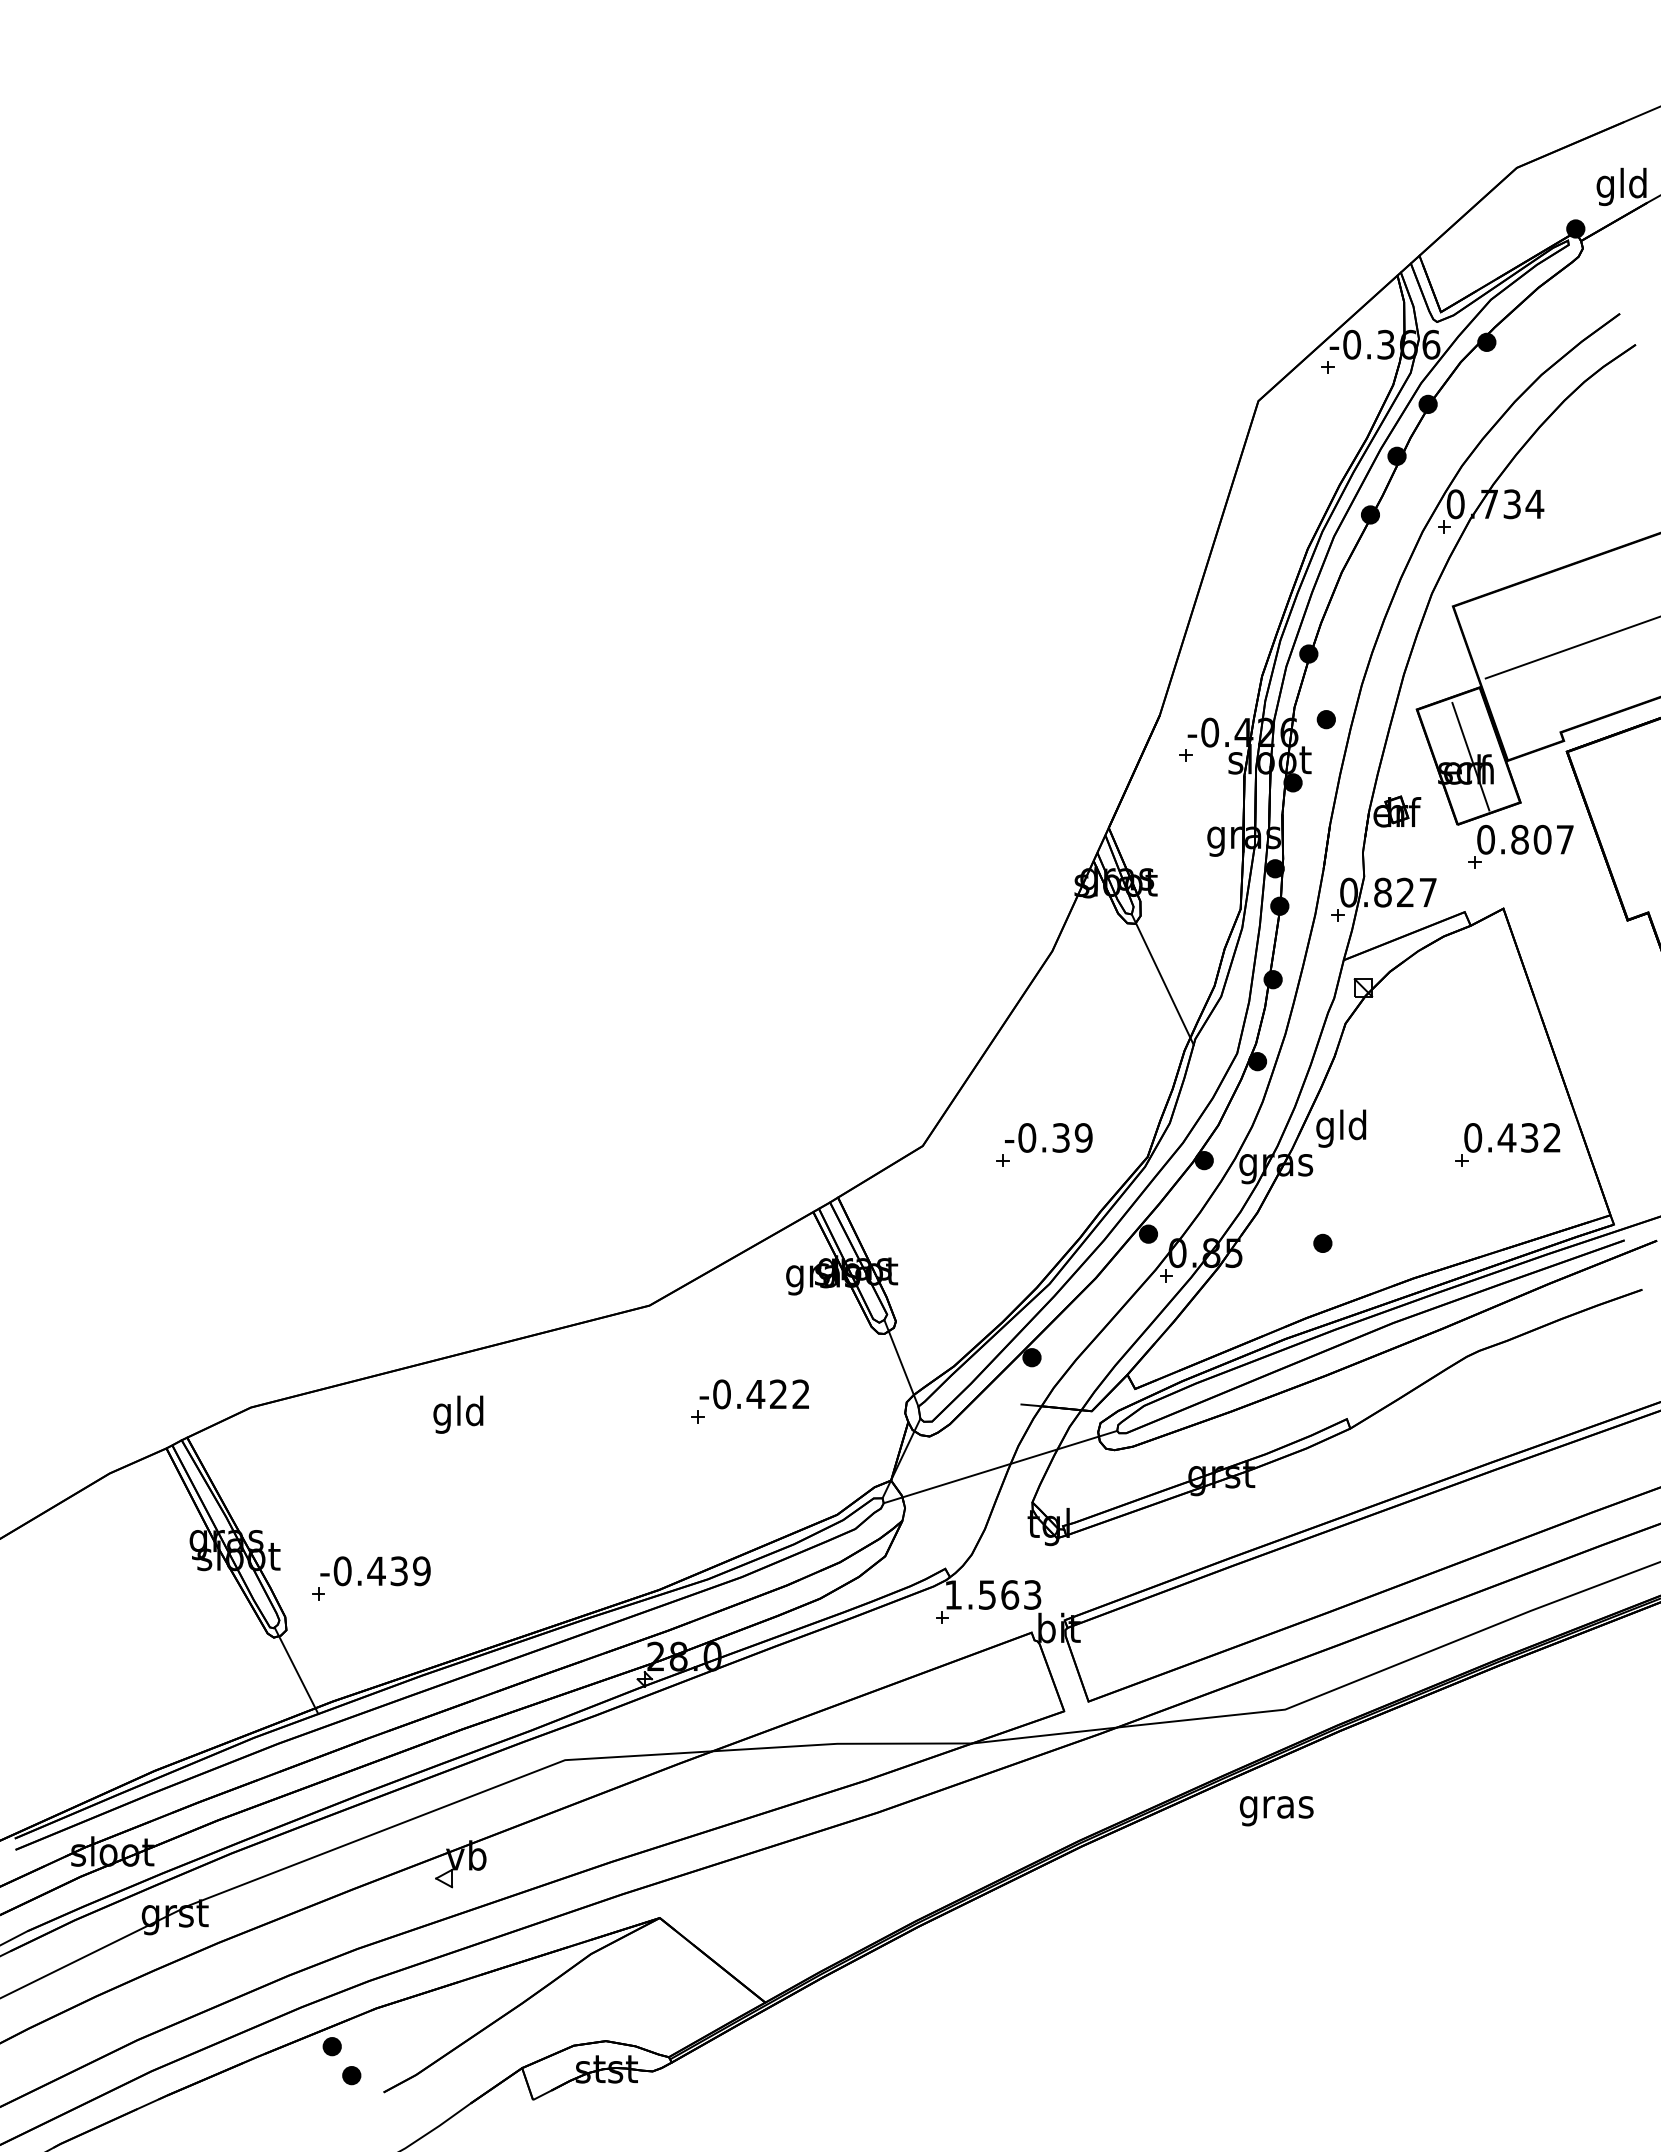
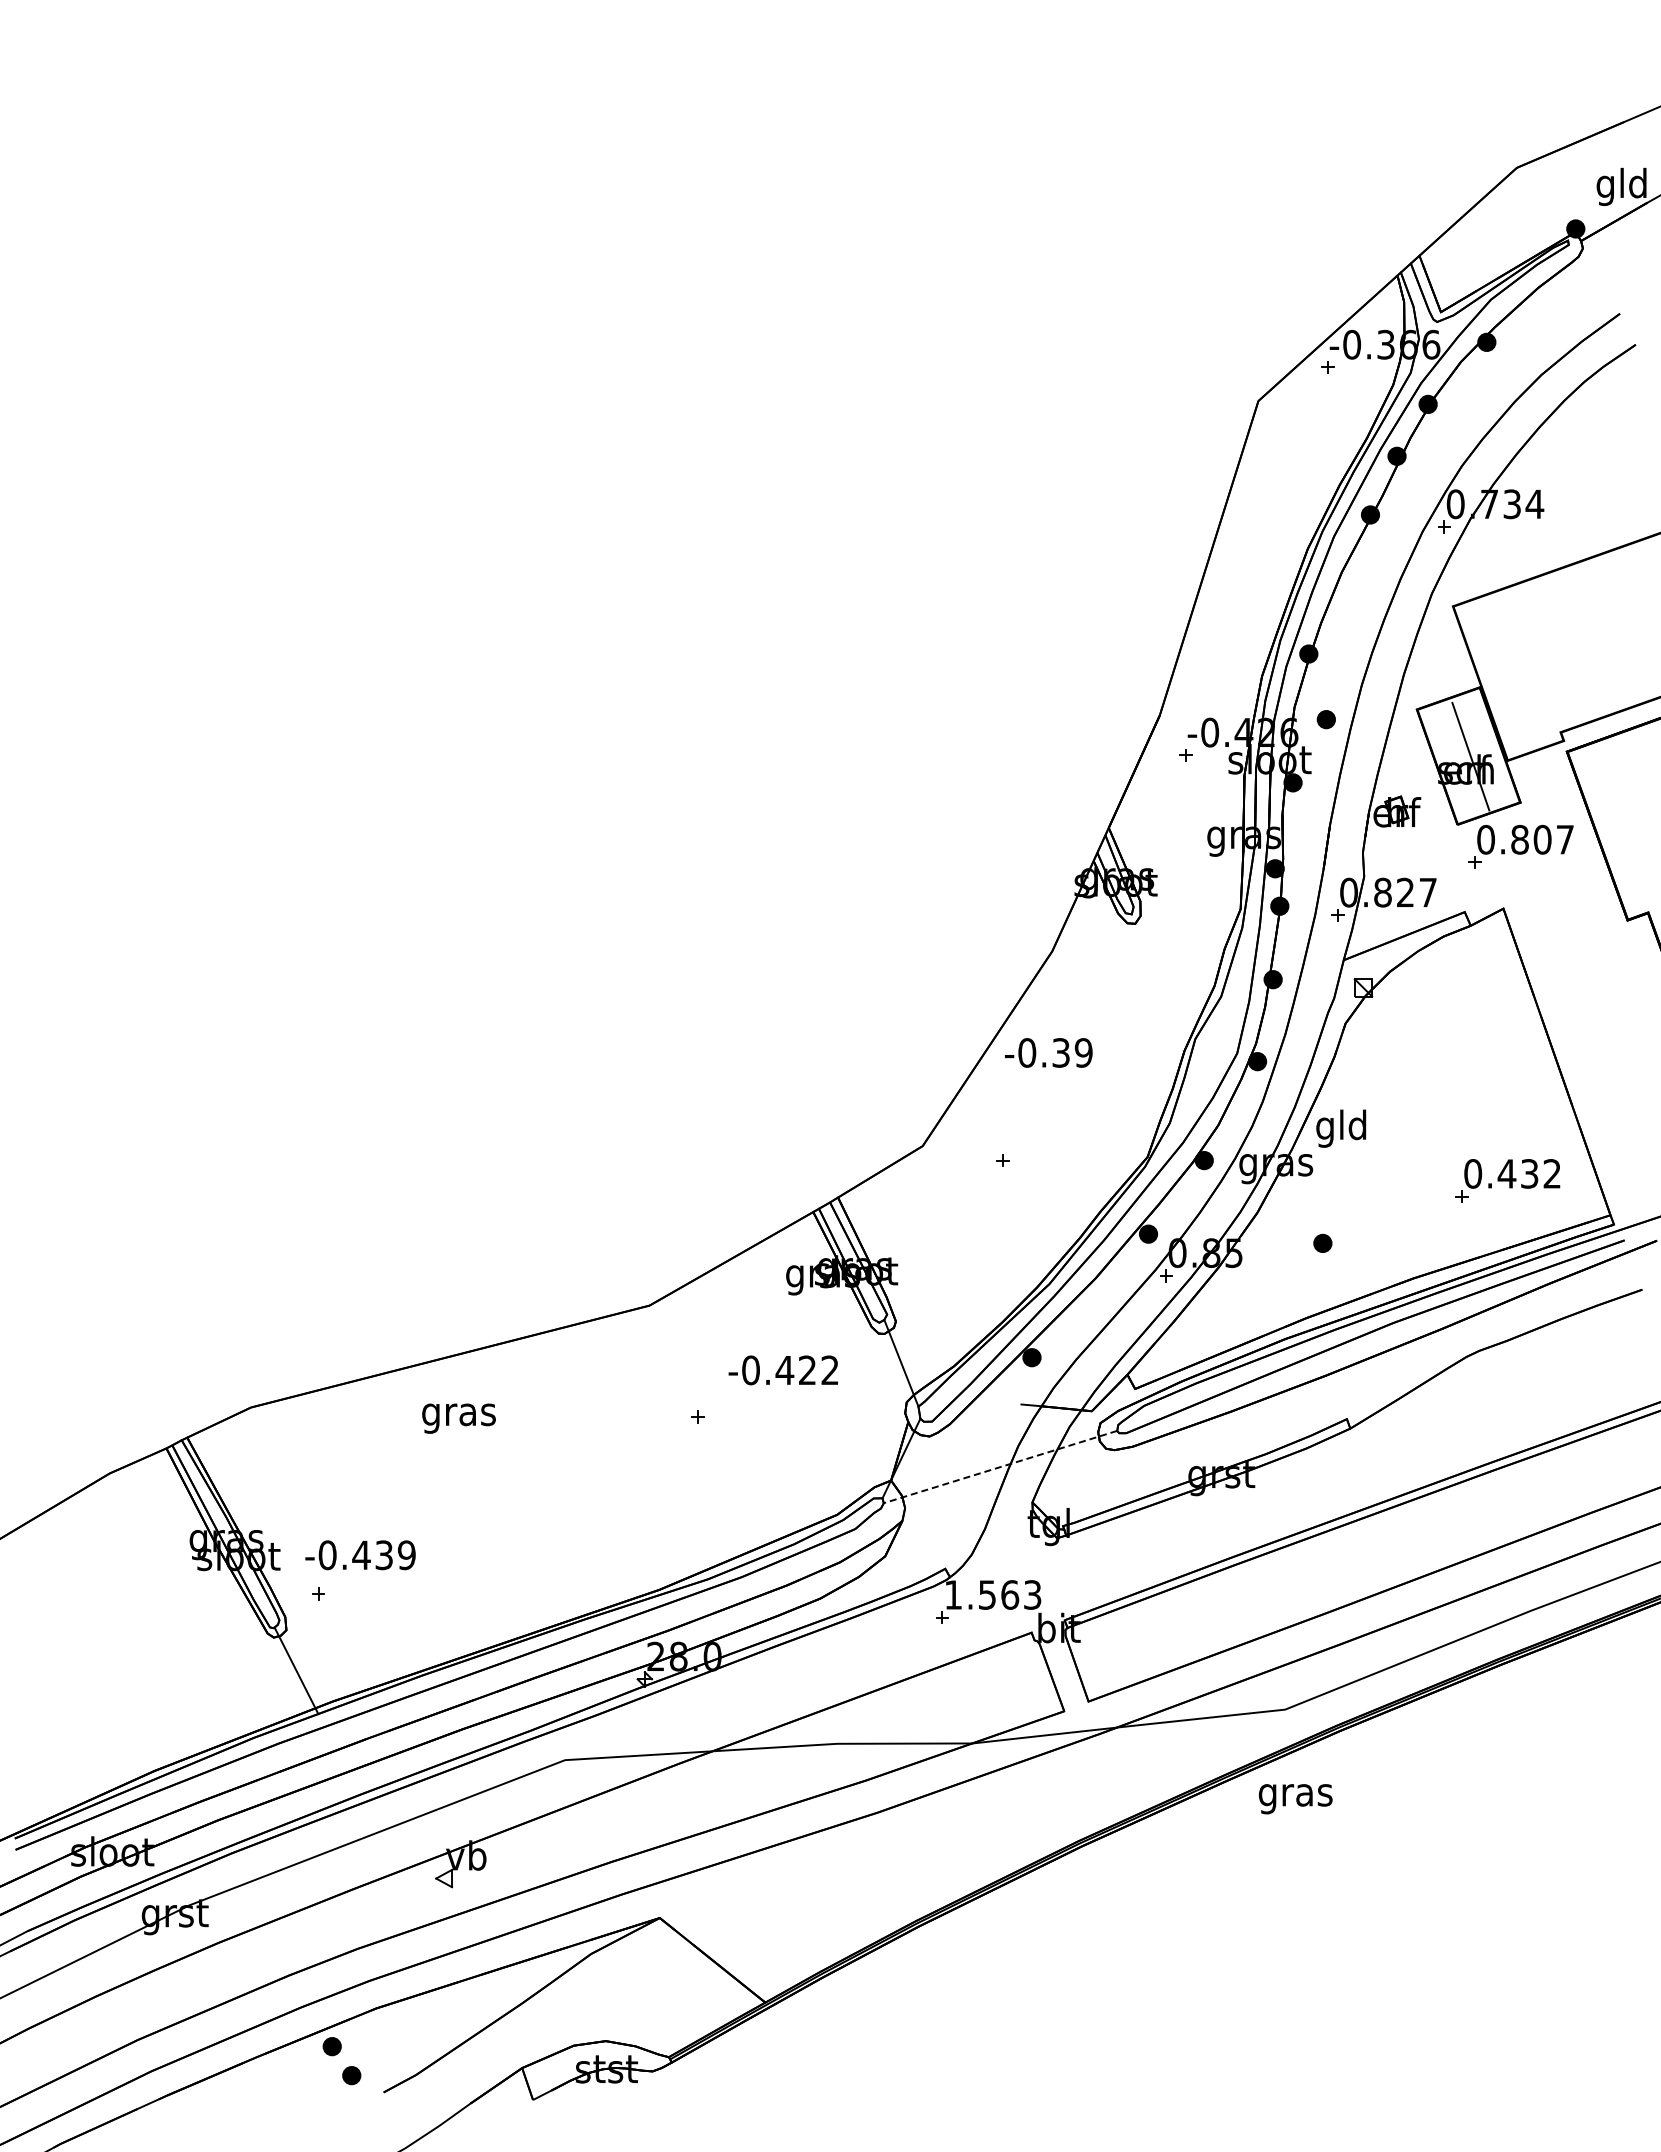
line: present -> none (1571, 647)
line: present -> none (1162, 979)
text position: (1048, 1137) -> (1048, 1052) (1048, 1052)
part position: (1507, 1144) -> (1507, 1180) (1507, 1180)
text position: (753, 1394) -> (782, 1370) (782, 1370)
text: gld -> gras (458, 1414)
line: solid -> dashed (1000, 1467)
text position: (375, 1571) -> (360, 1555) (360, 1555)
text position: (1276, 1811) -> (1295, 1799) (1295, 1799)
